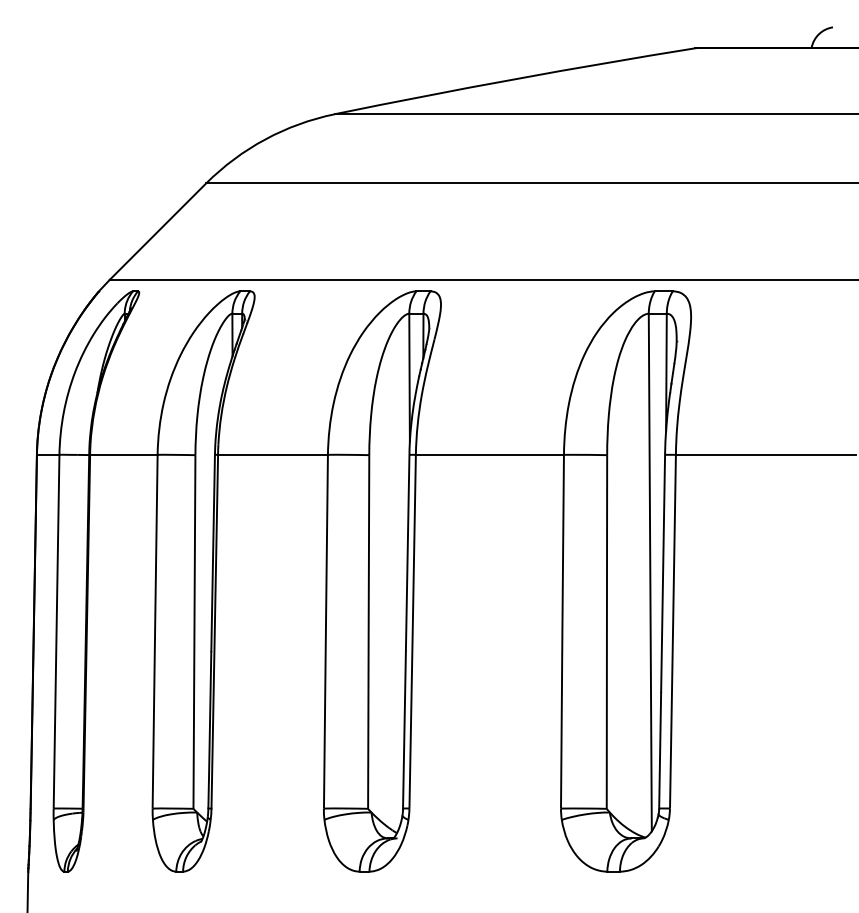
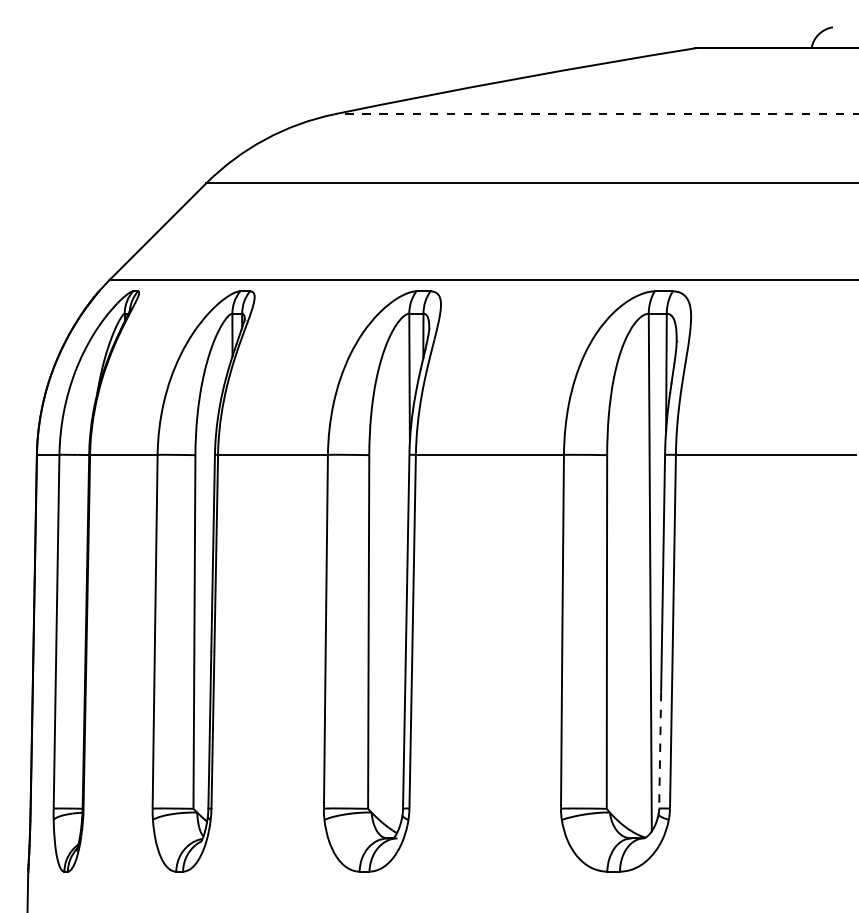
line: solid -> dashed (596, 114)
line: solid -> dashed (660, 750)
